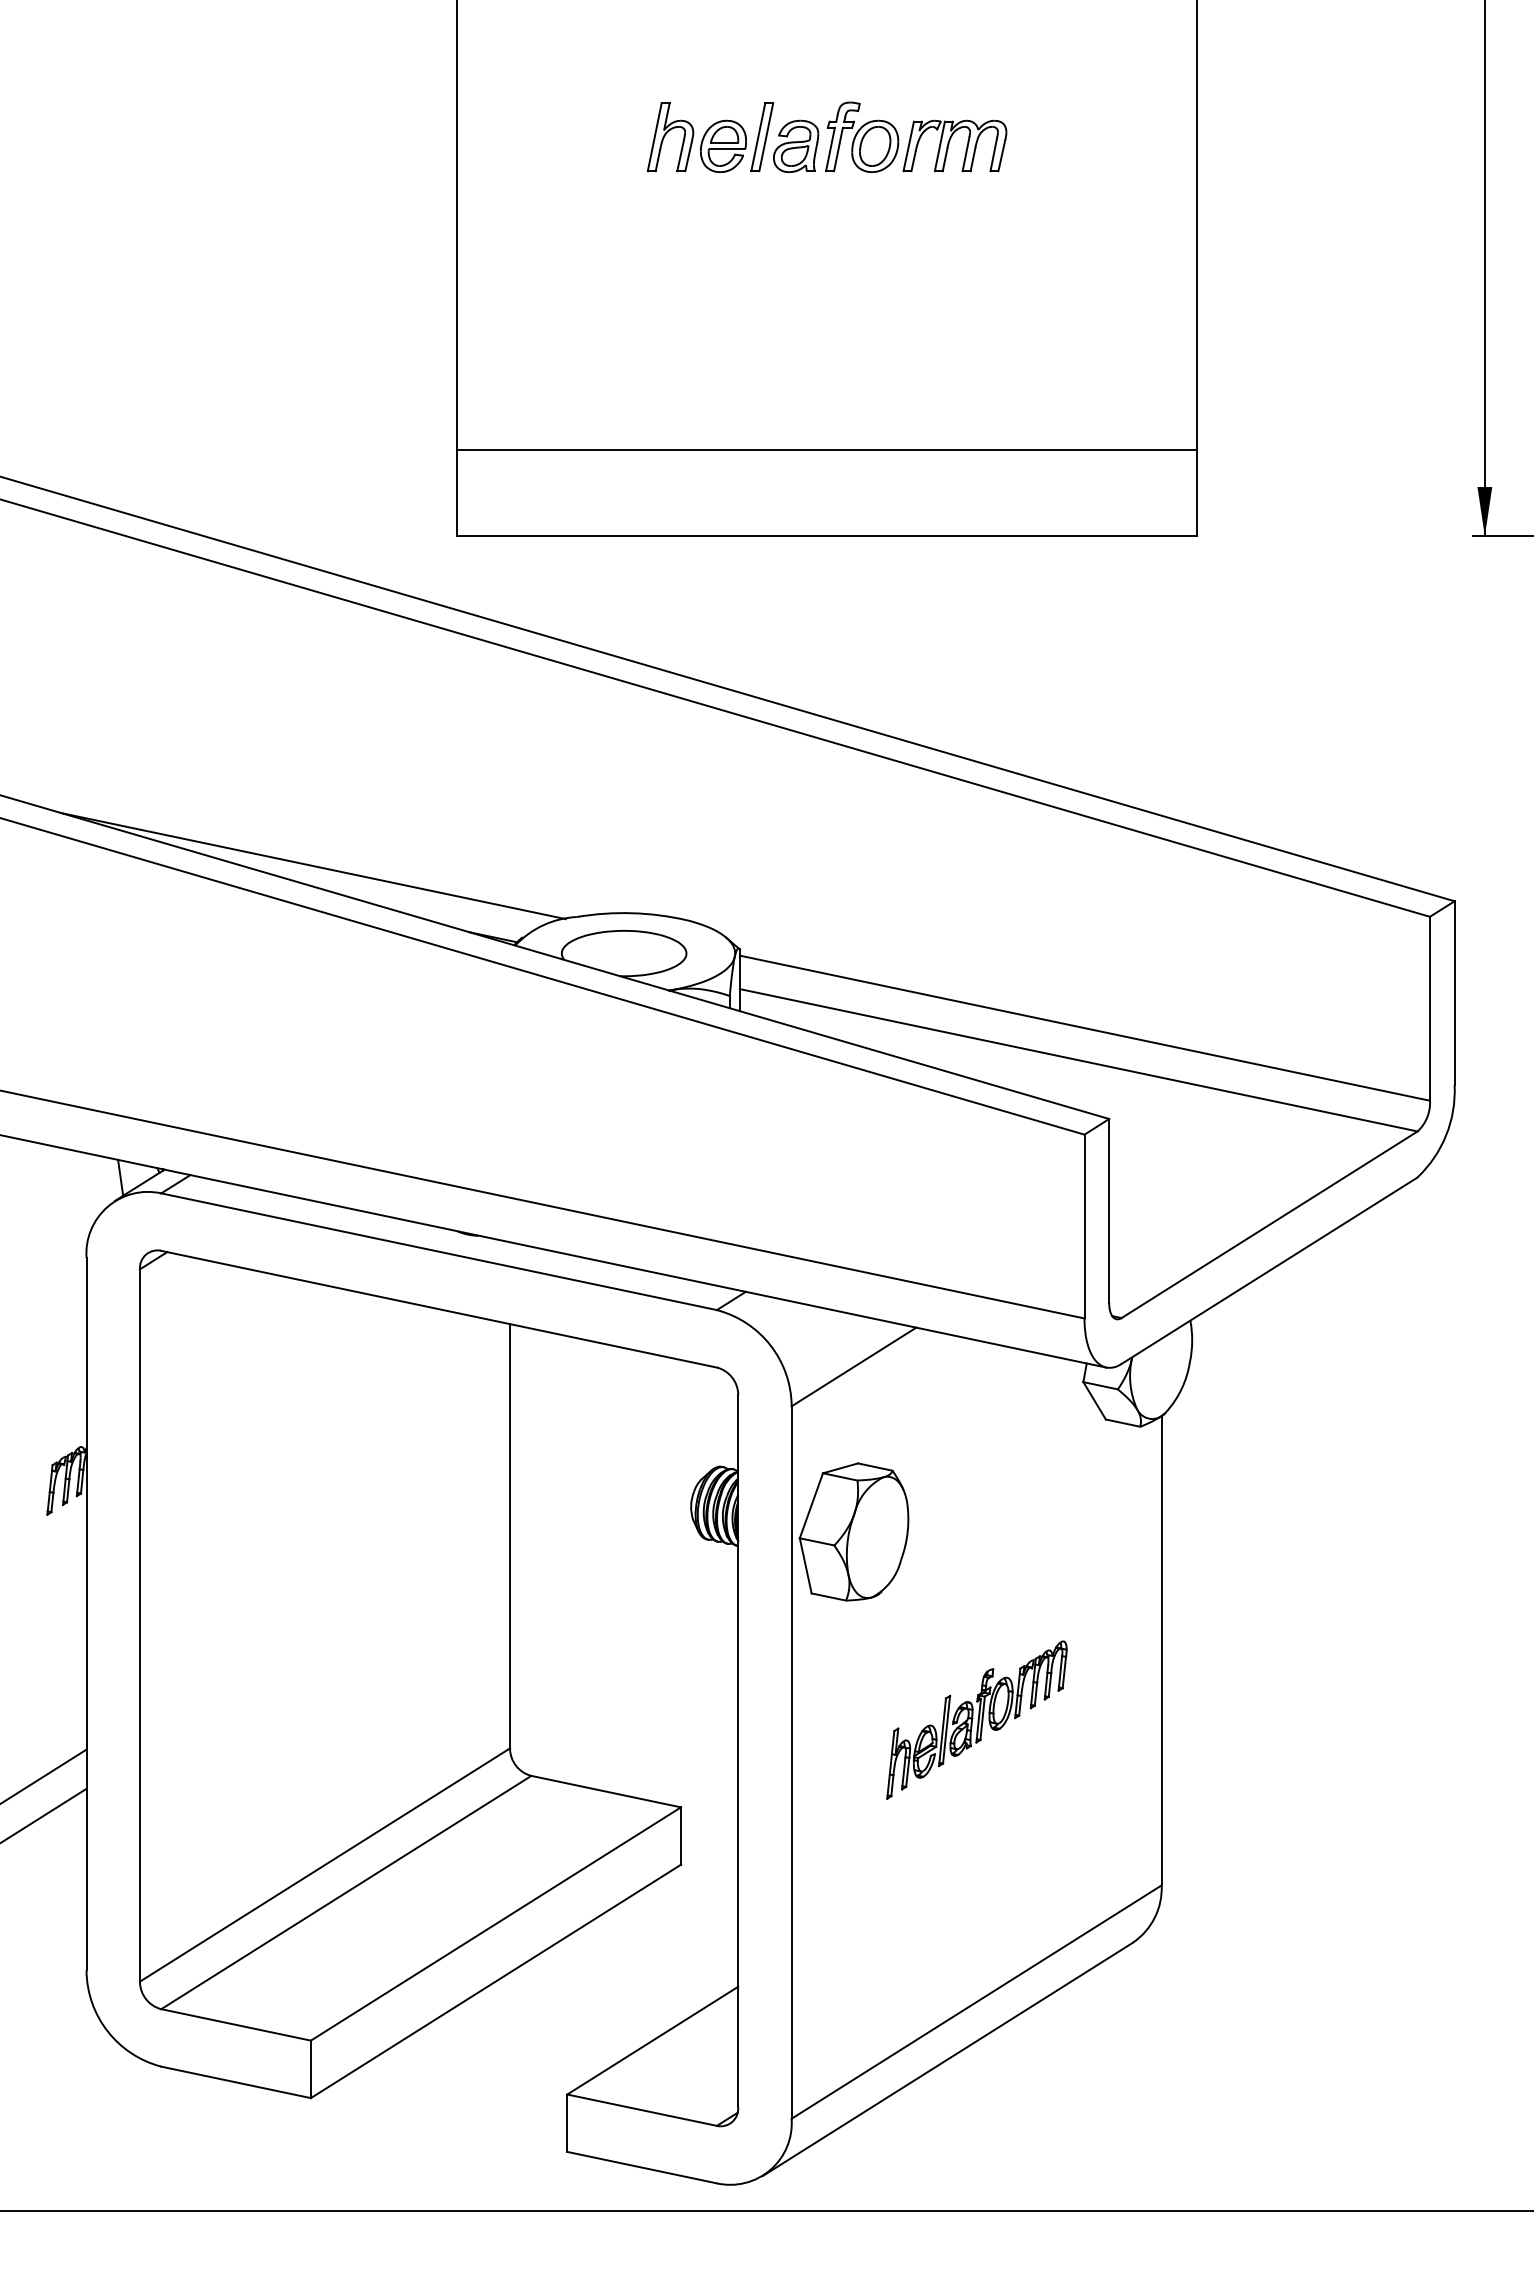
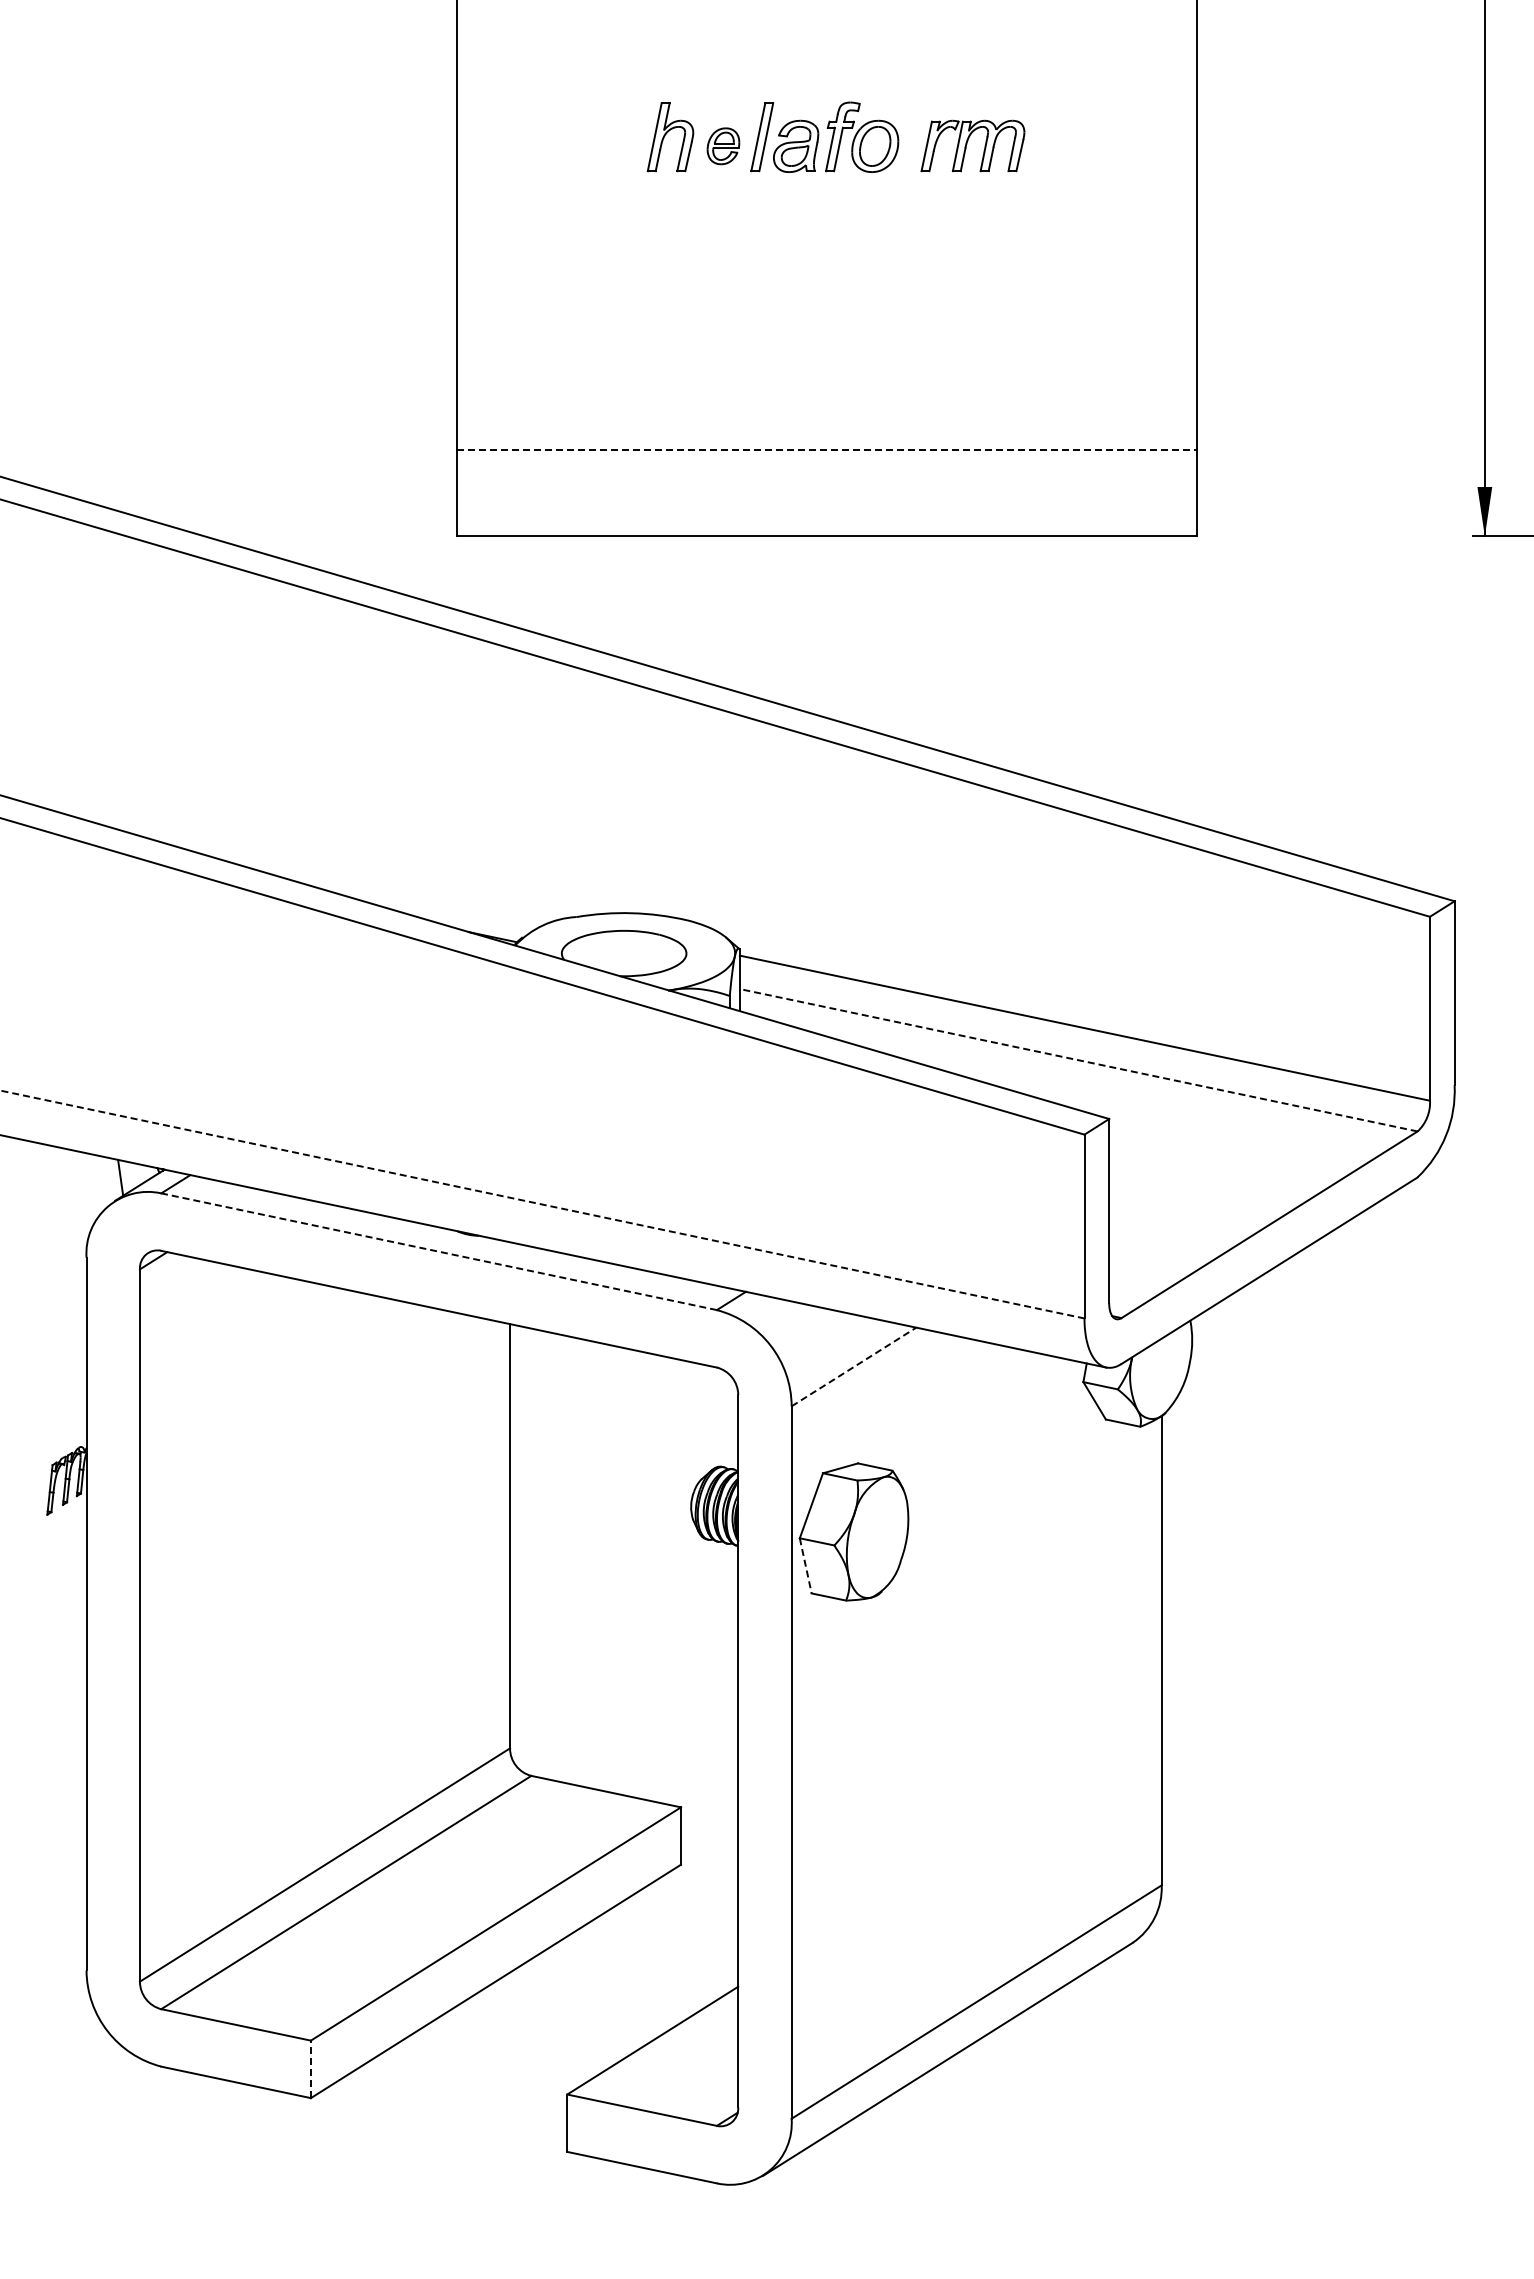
part size: 47x54 px -> 35x39 px (723, 146)
part position: (954, 145) -> (972, 145) (972, 145)
line: solid -> dashed (827, 450)
line: present -> none (313, 866)
line: solid -> dashed (1078, 1060)
line: solid -> dashed (542, 1204)
line: solid -> dashed (439, 1251)
line: solid -> dashed (854, 1366)
line: solid -> dashed (805, 1566)
part: present -> none (976, 1719)
line: present -> none (44, 1775)
line: present -> none (44, 1814)
line: solid -> dashed (310, 2069)
line: present -> none (766, 2210)
